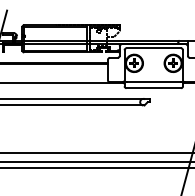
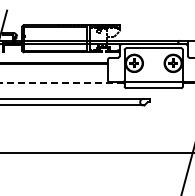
line: solid -> dashed (62, 83)
line: present -> none (96, 161)
line: present -> none (96, 168)
